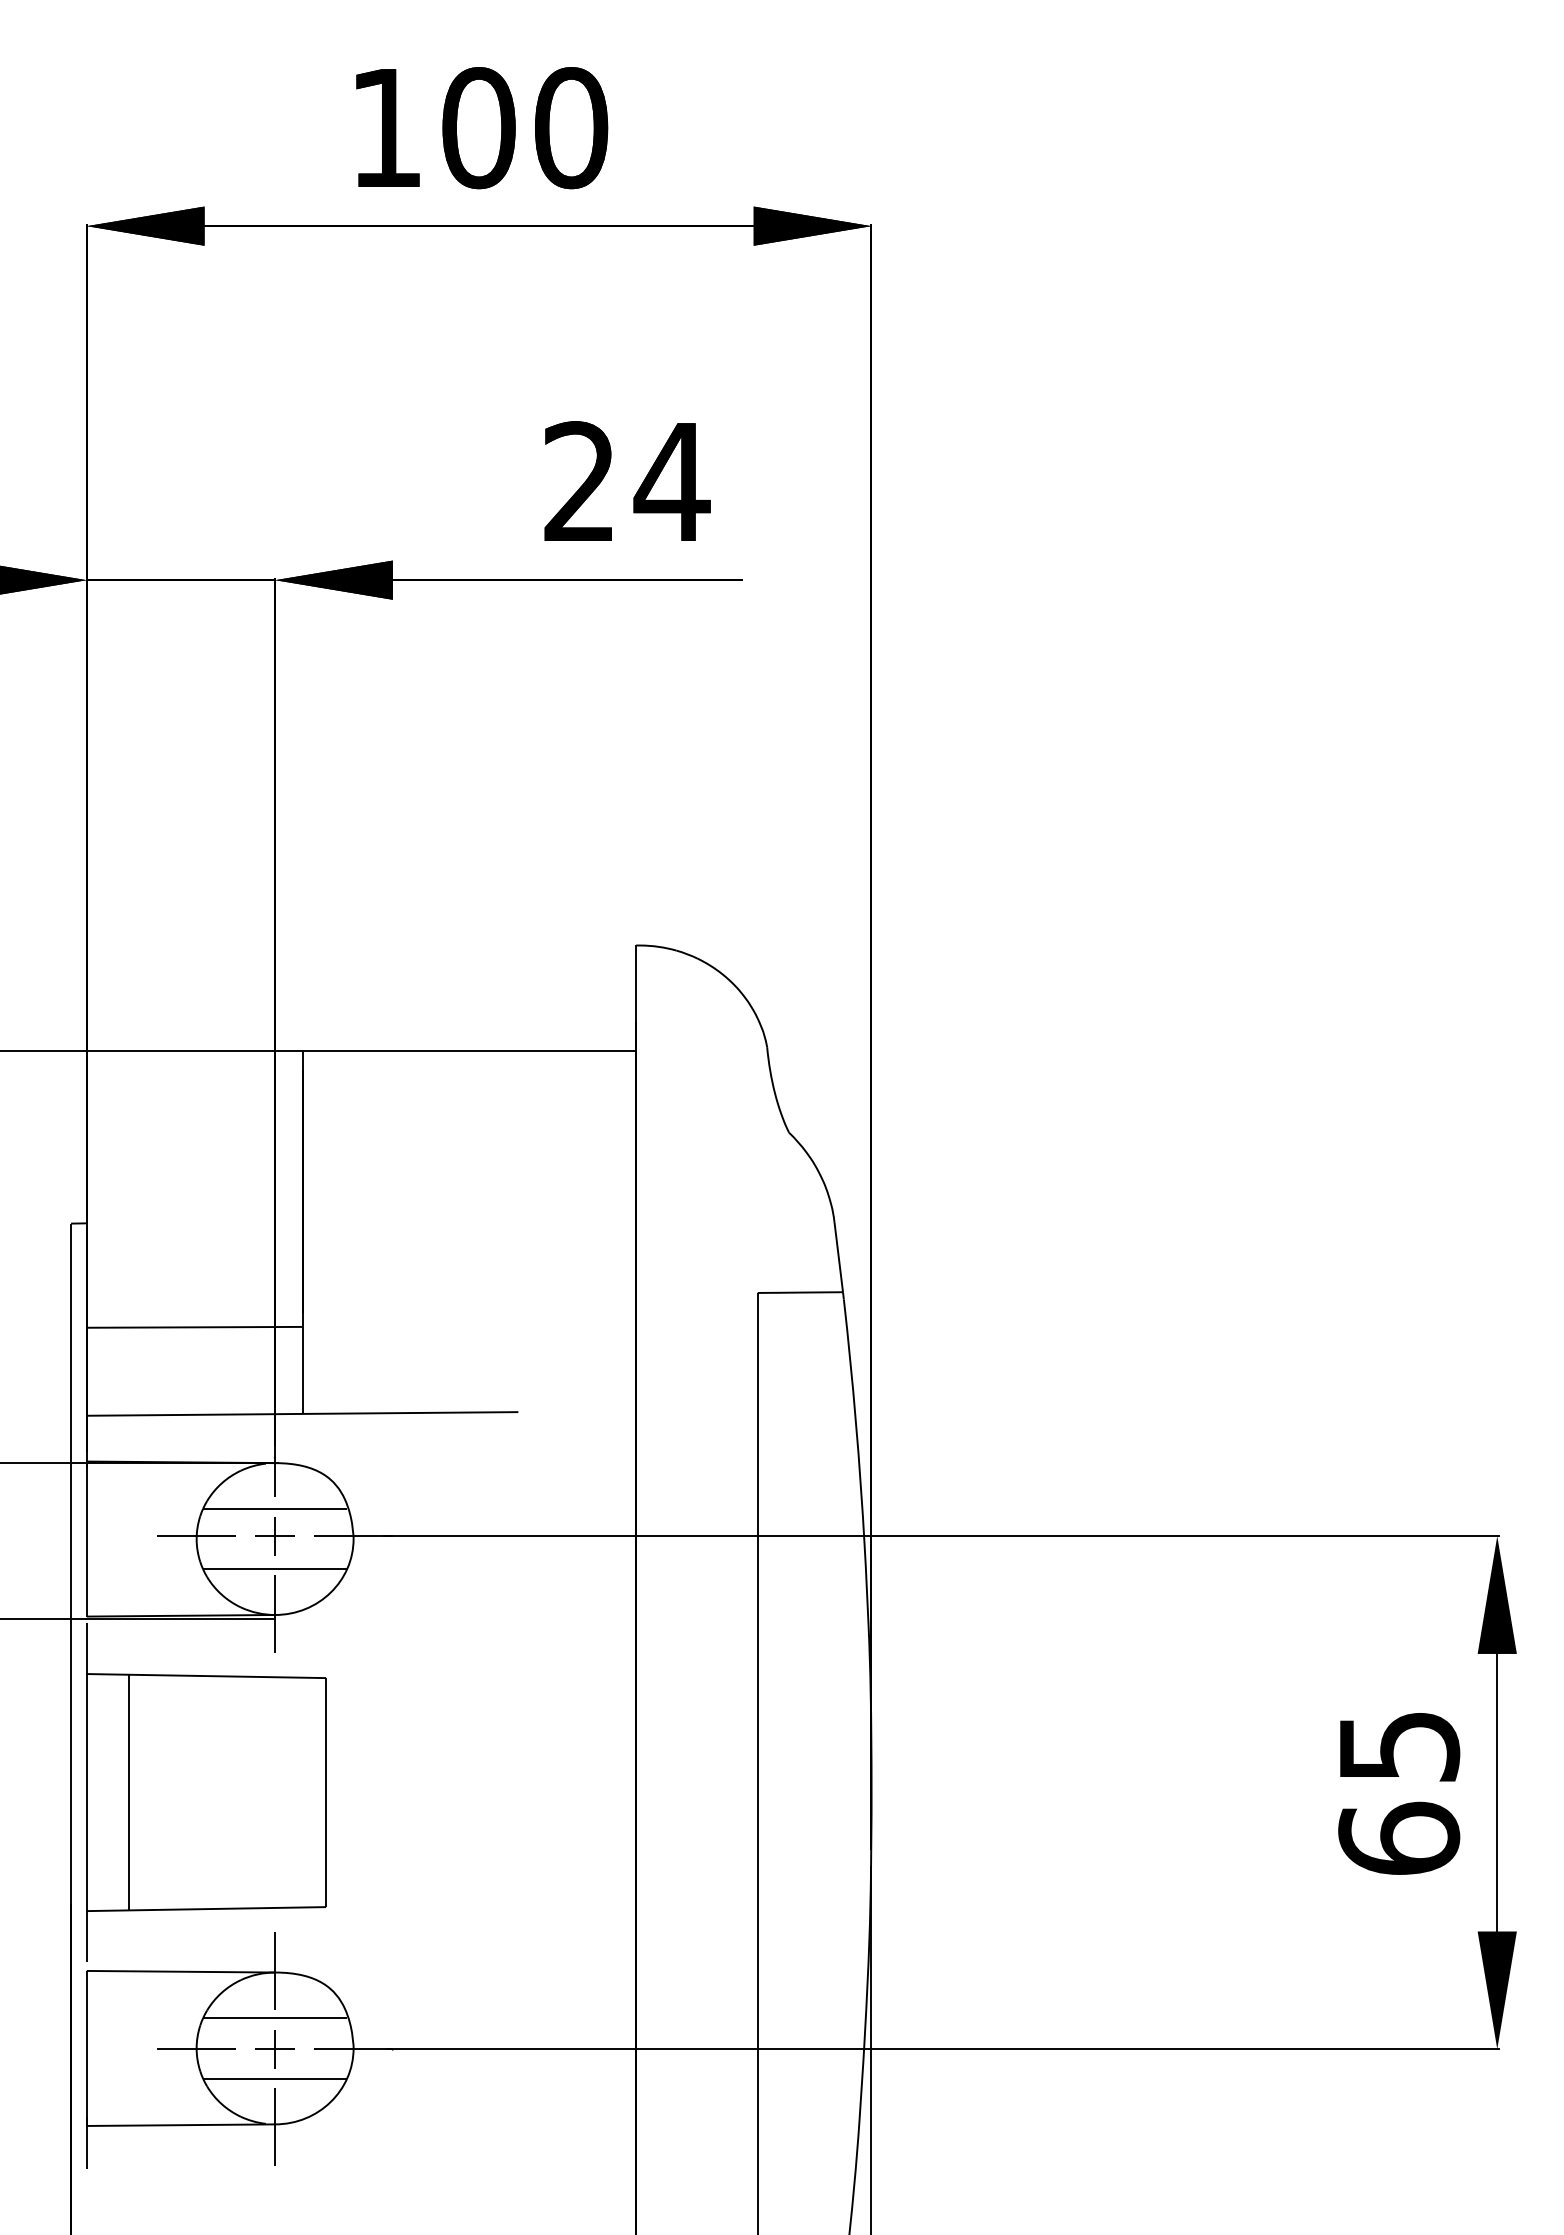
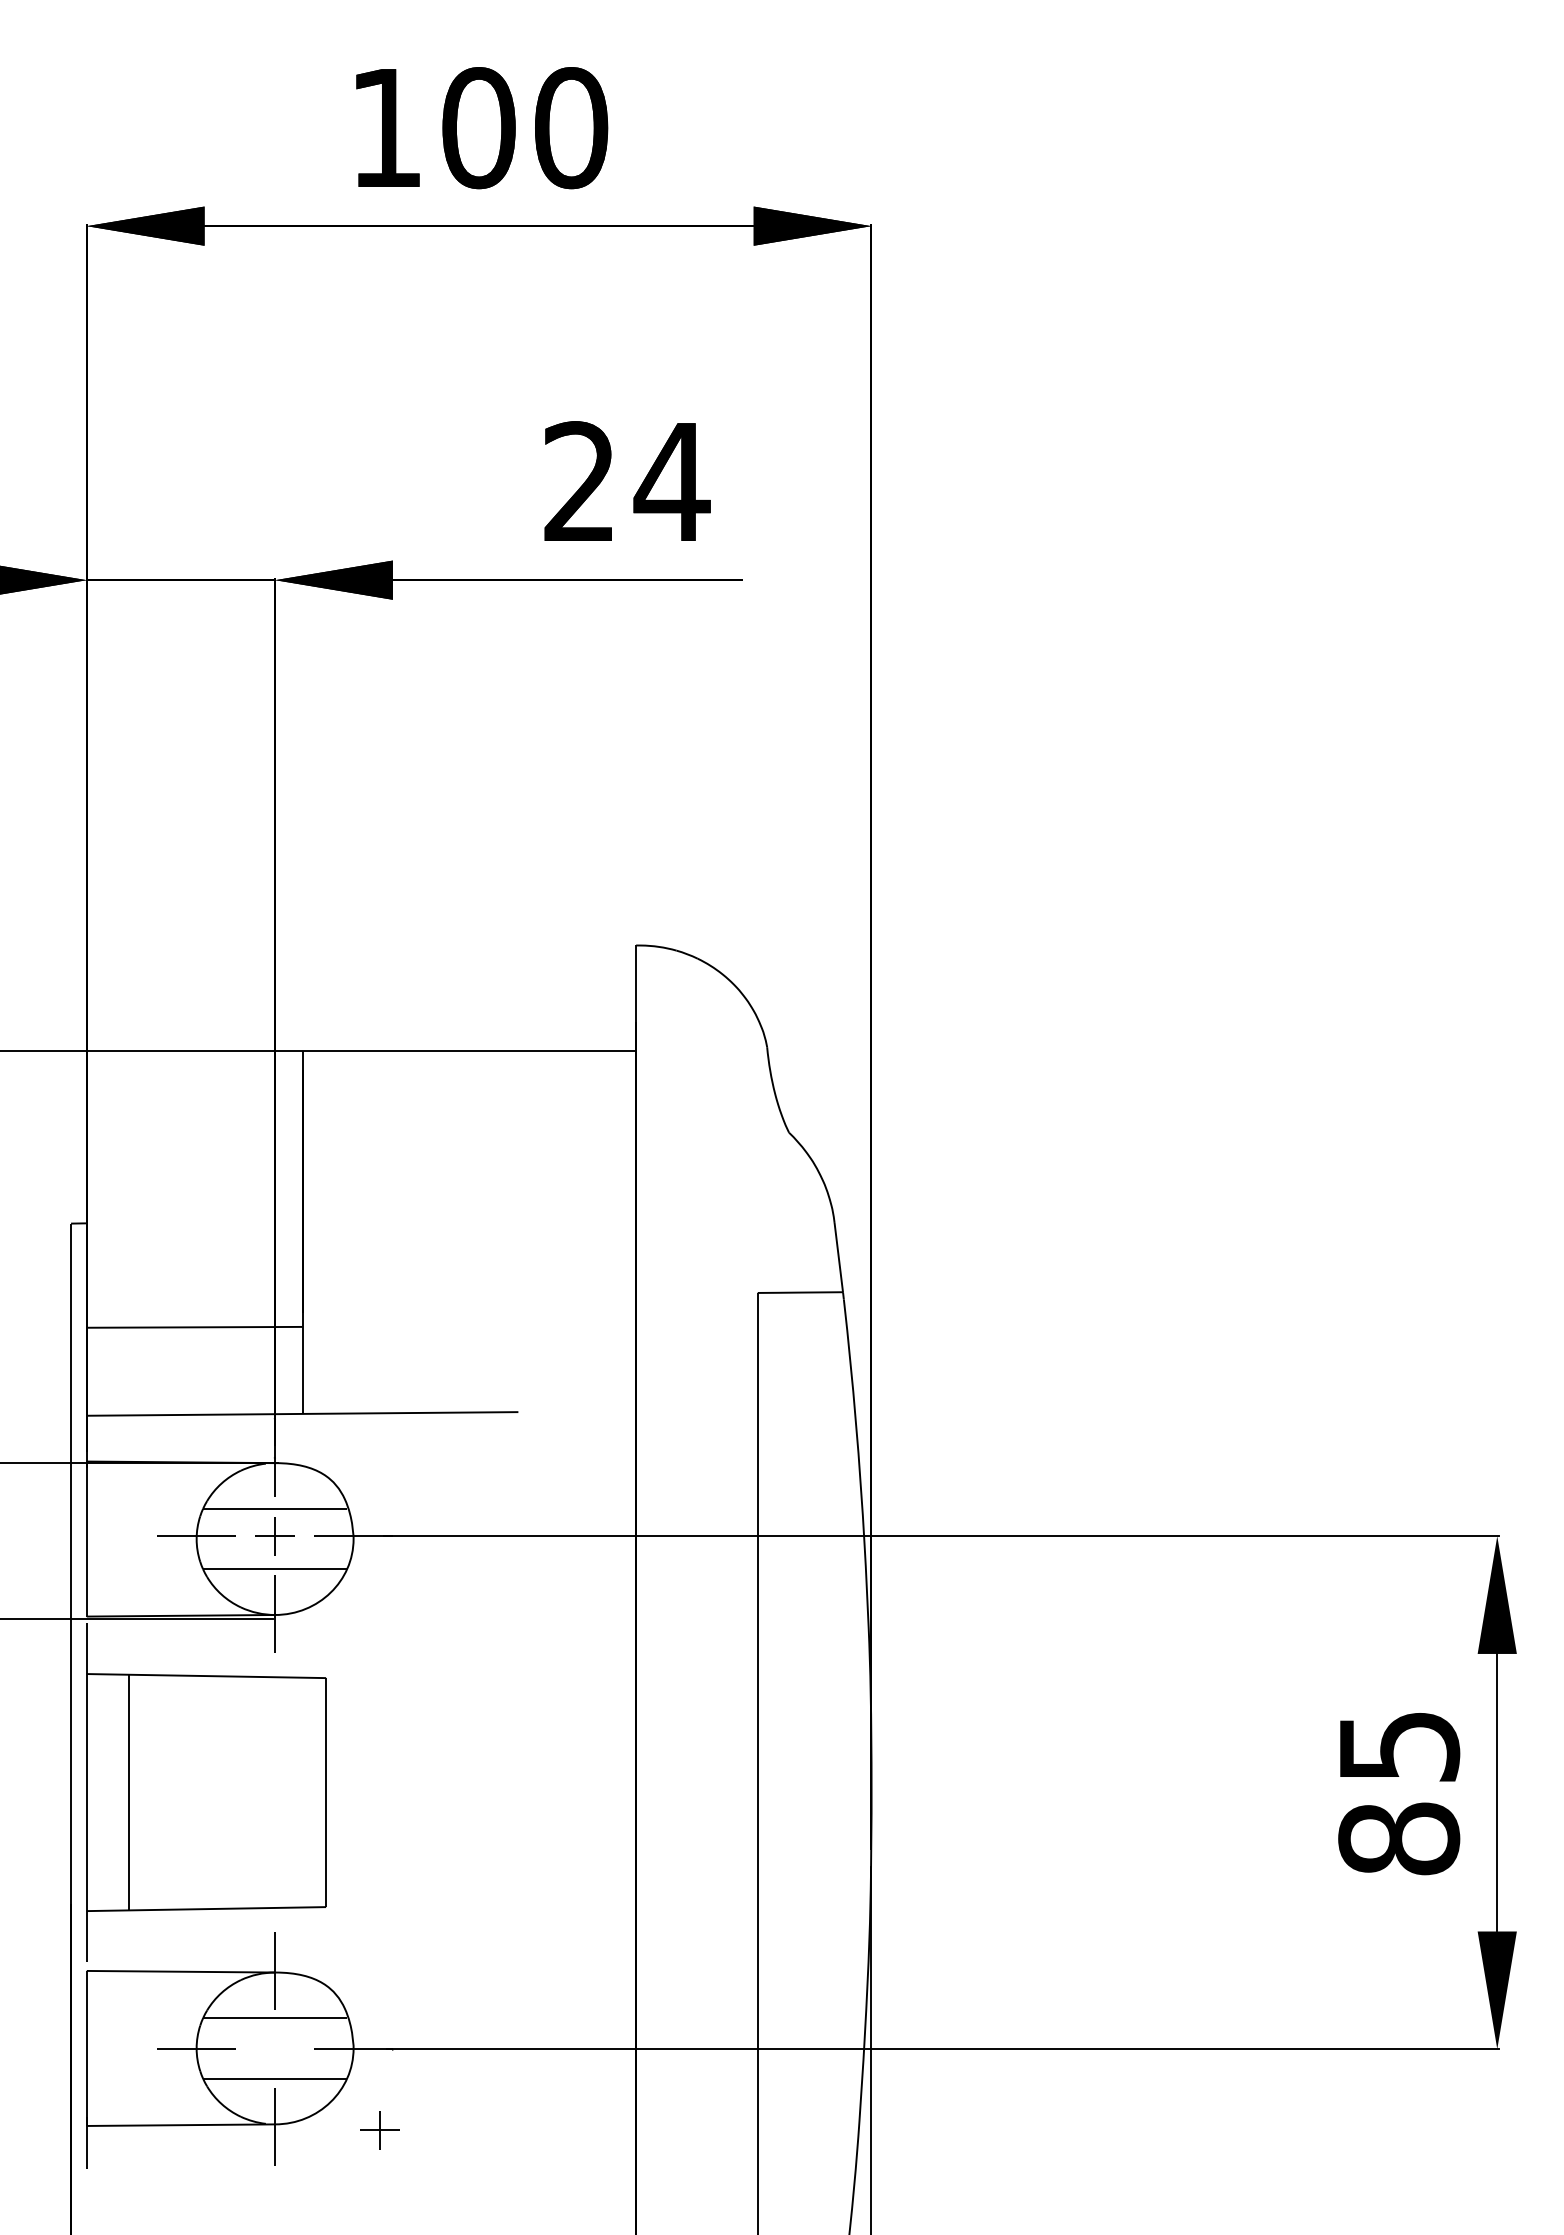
text: 65 -> 85 (1399, 1838)
part position: (274, 2049) -> (379, 2130) (379, 2130)
